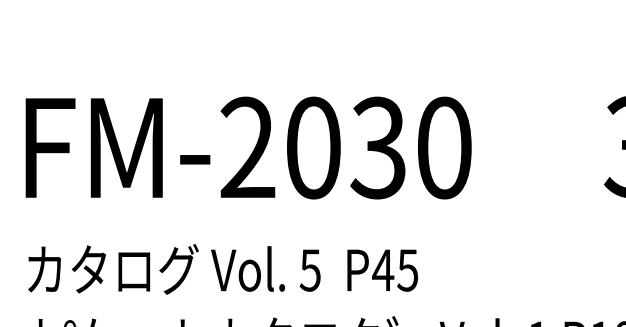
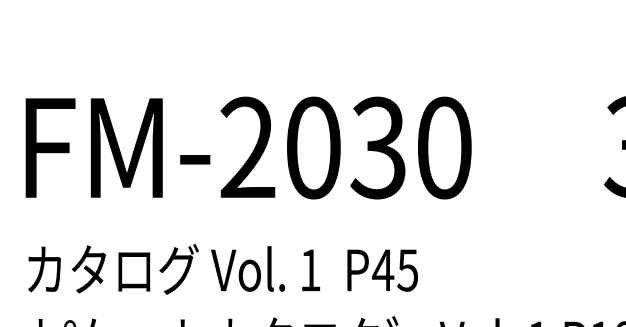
text: 5 -> 1 (309, 270)
